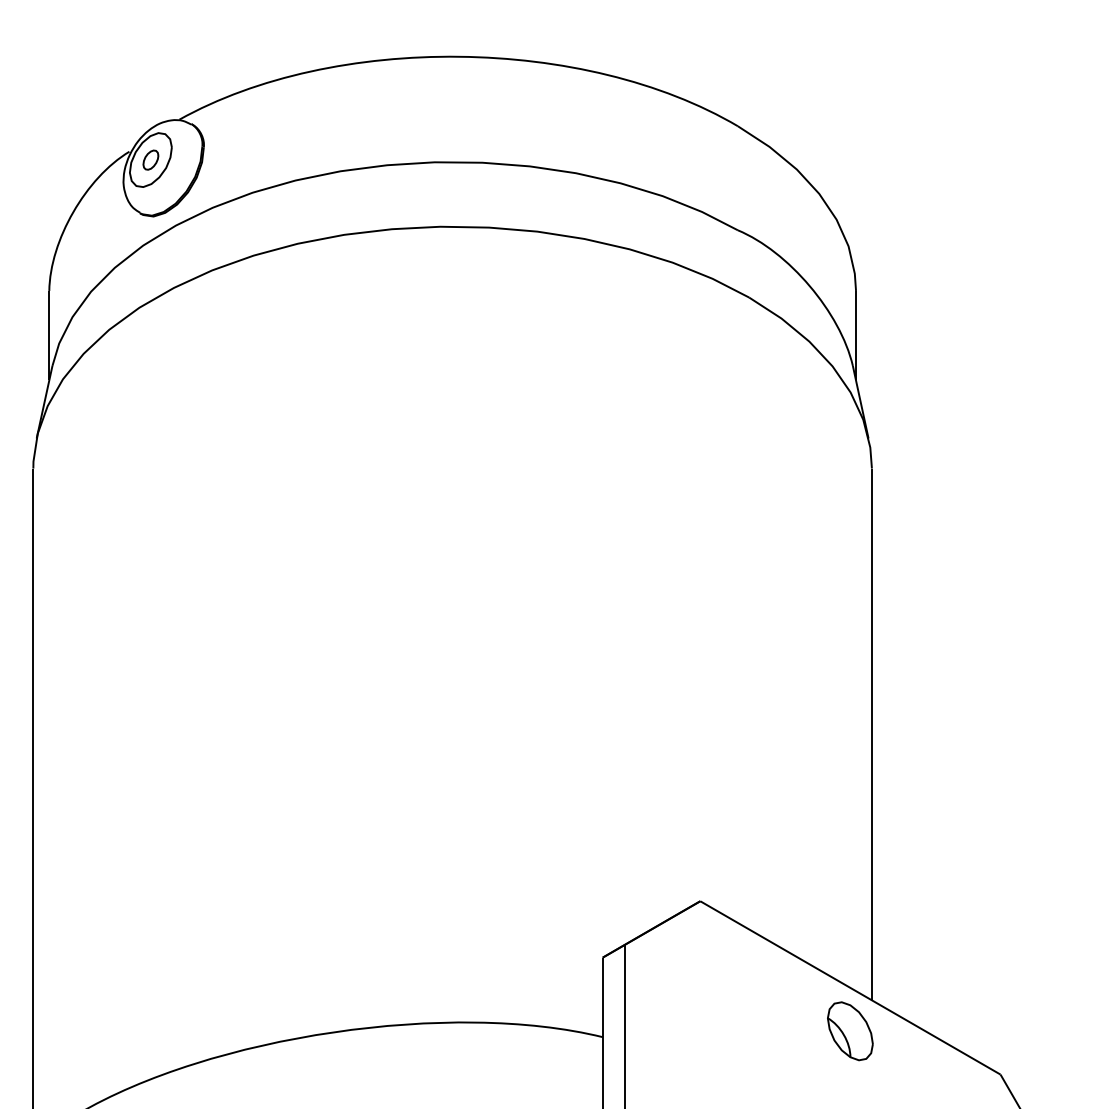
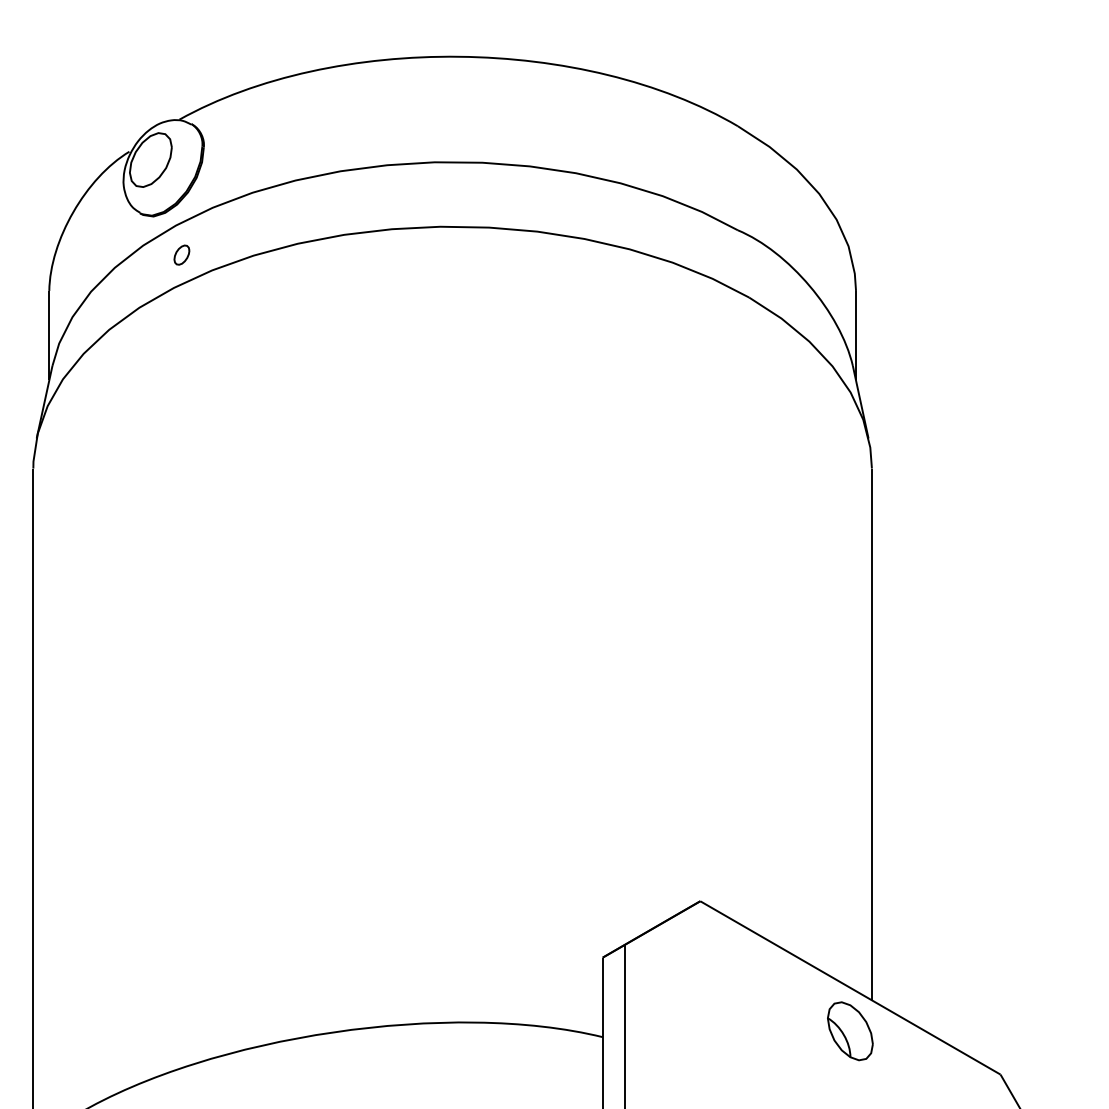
part position: (150, 159) -> (181, 254) (181, 254)
